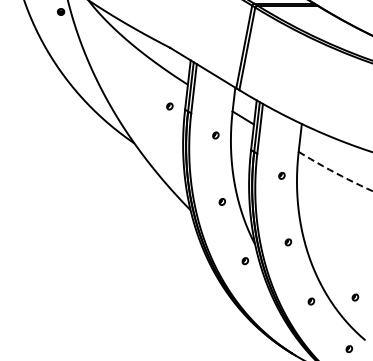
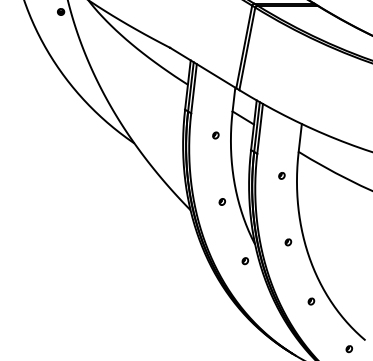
part: present -> none (169, 106)
arc: dashed -> solid (335, 172)
part: present -> none (355, 297)
